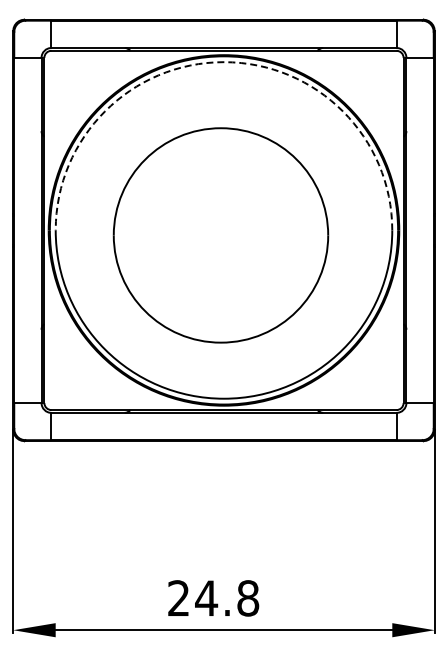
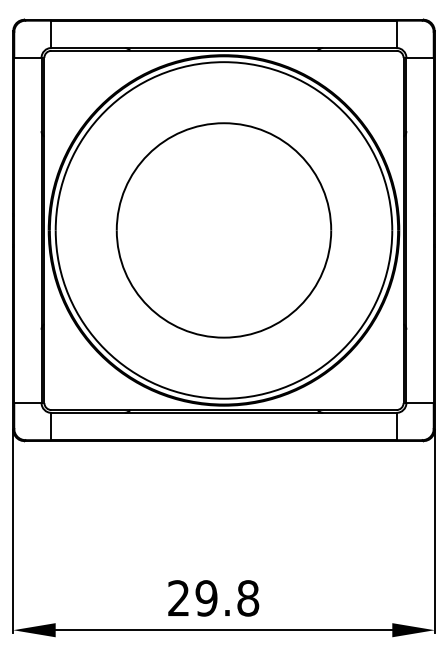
arc: dashed -> solid (223, 62)
part position: (220, 235) -> (223, 230) (223, 230)
text: 24.8 -> 29.8 (206, 598)
